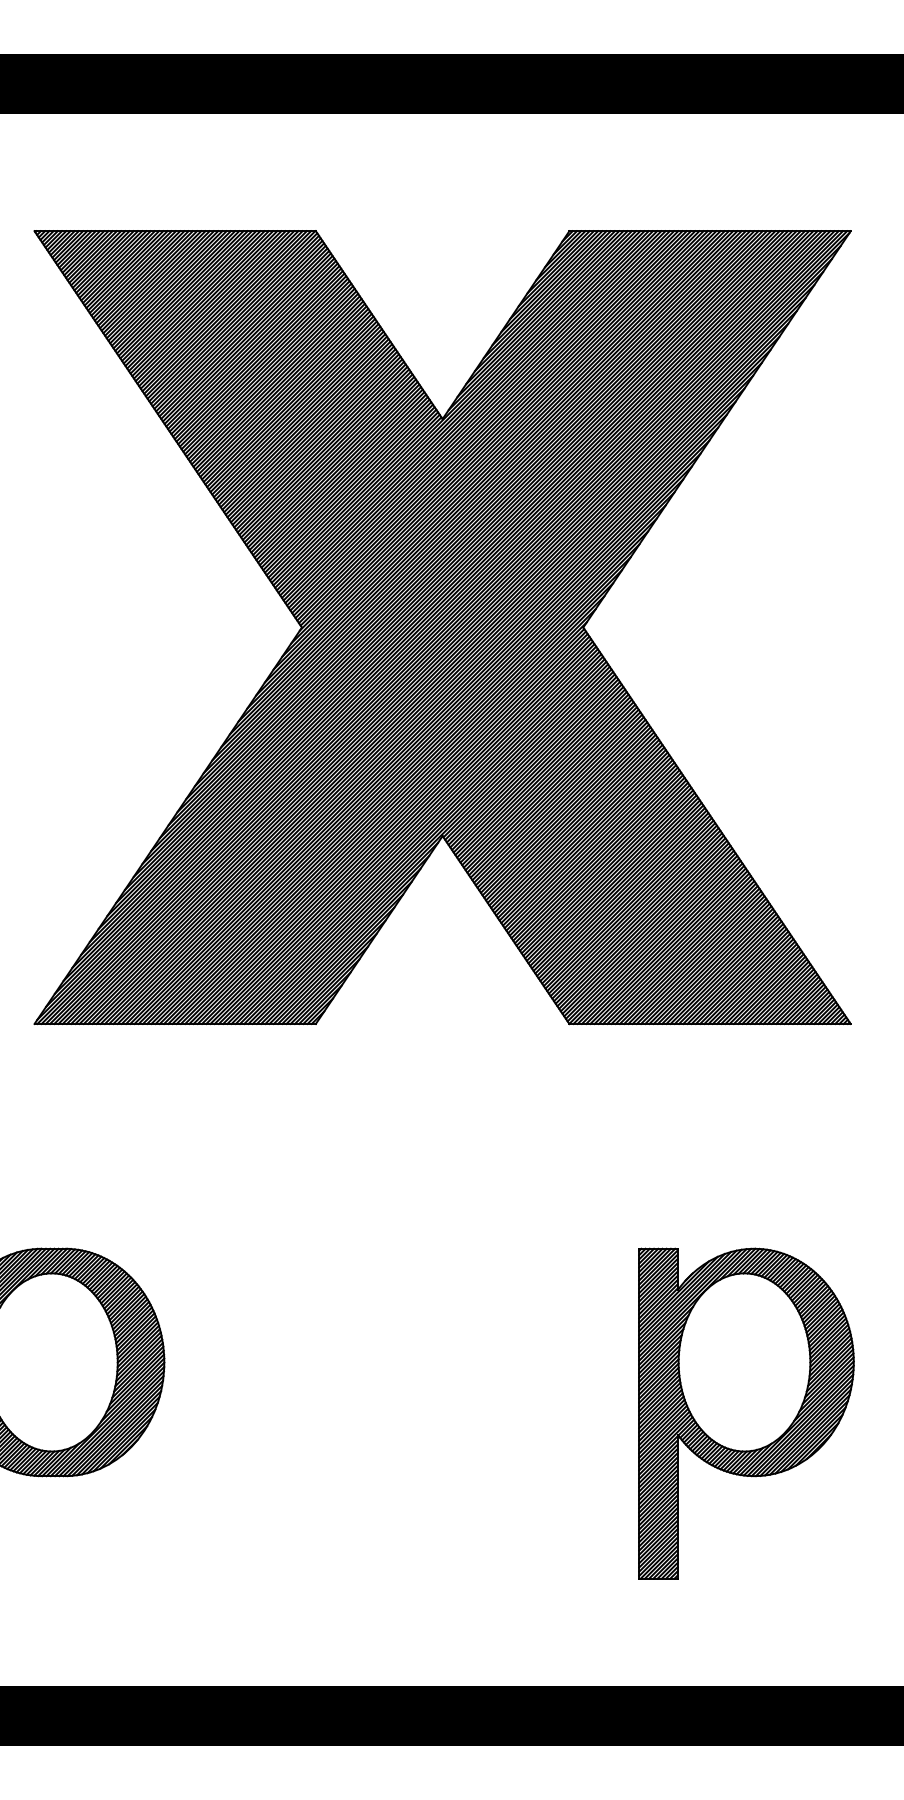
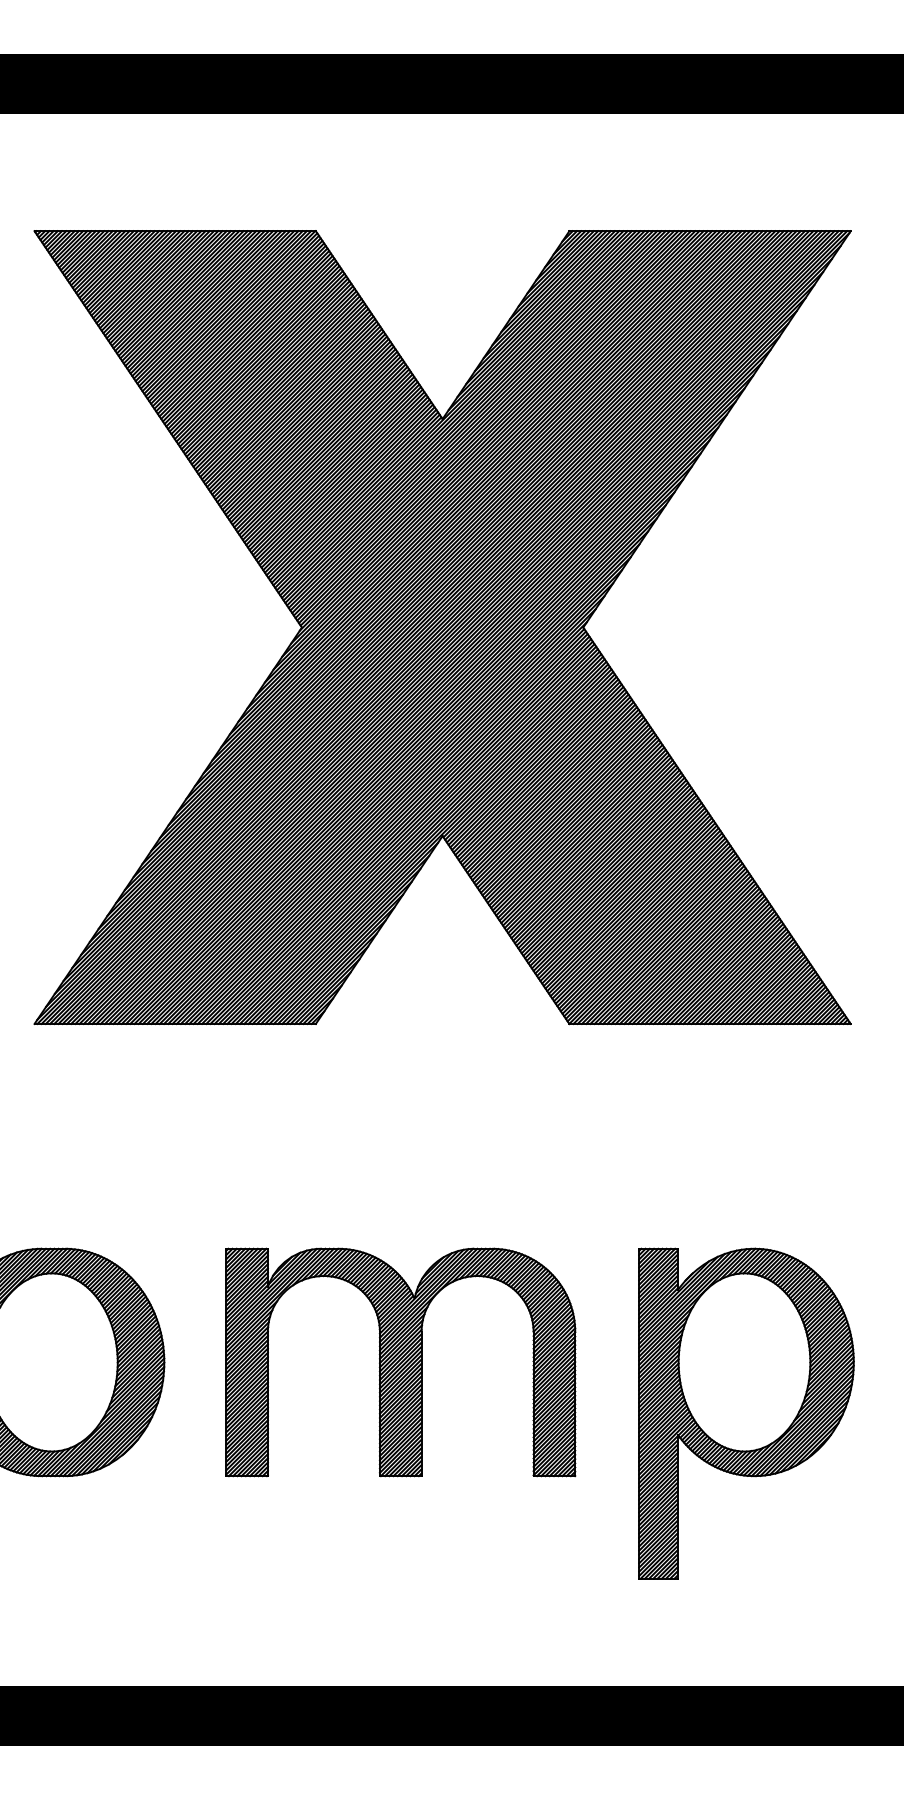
part: none -> present (400, 1362)
